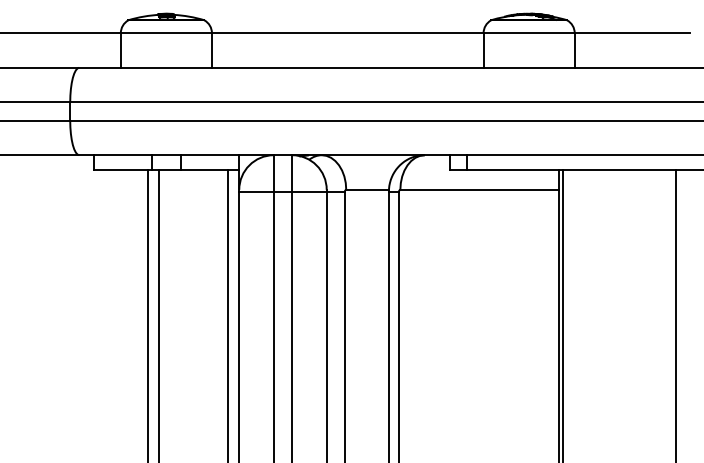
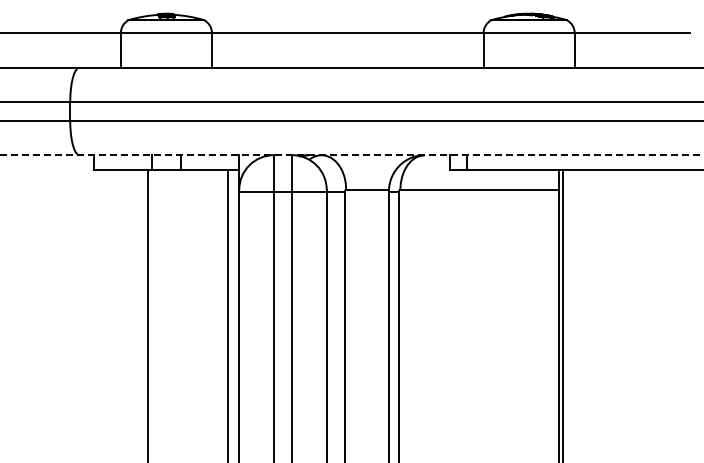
line: solid -> dashed (351, 155)
line: present -> none (159, 314)
line: present -> none (676, 314)
